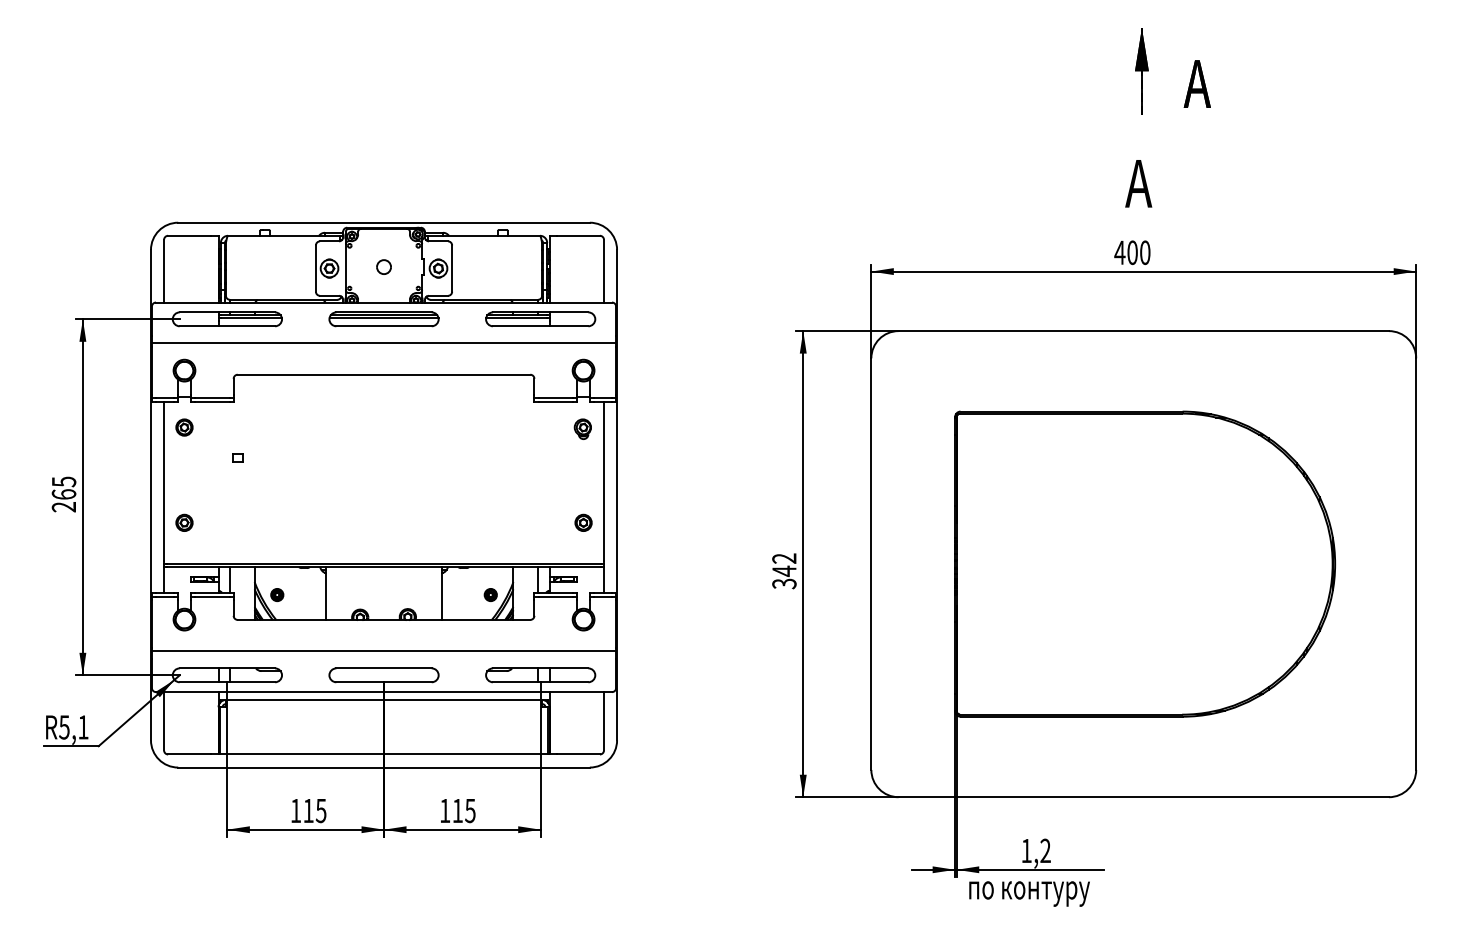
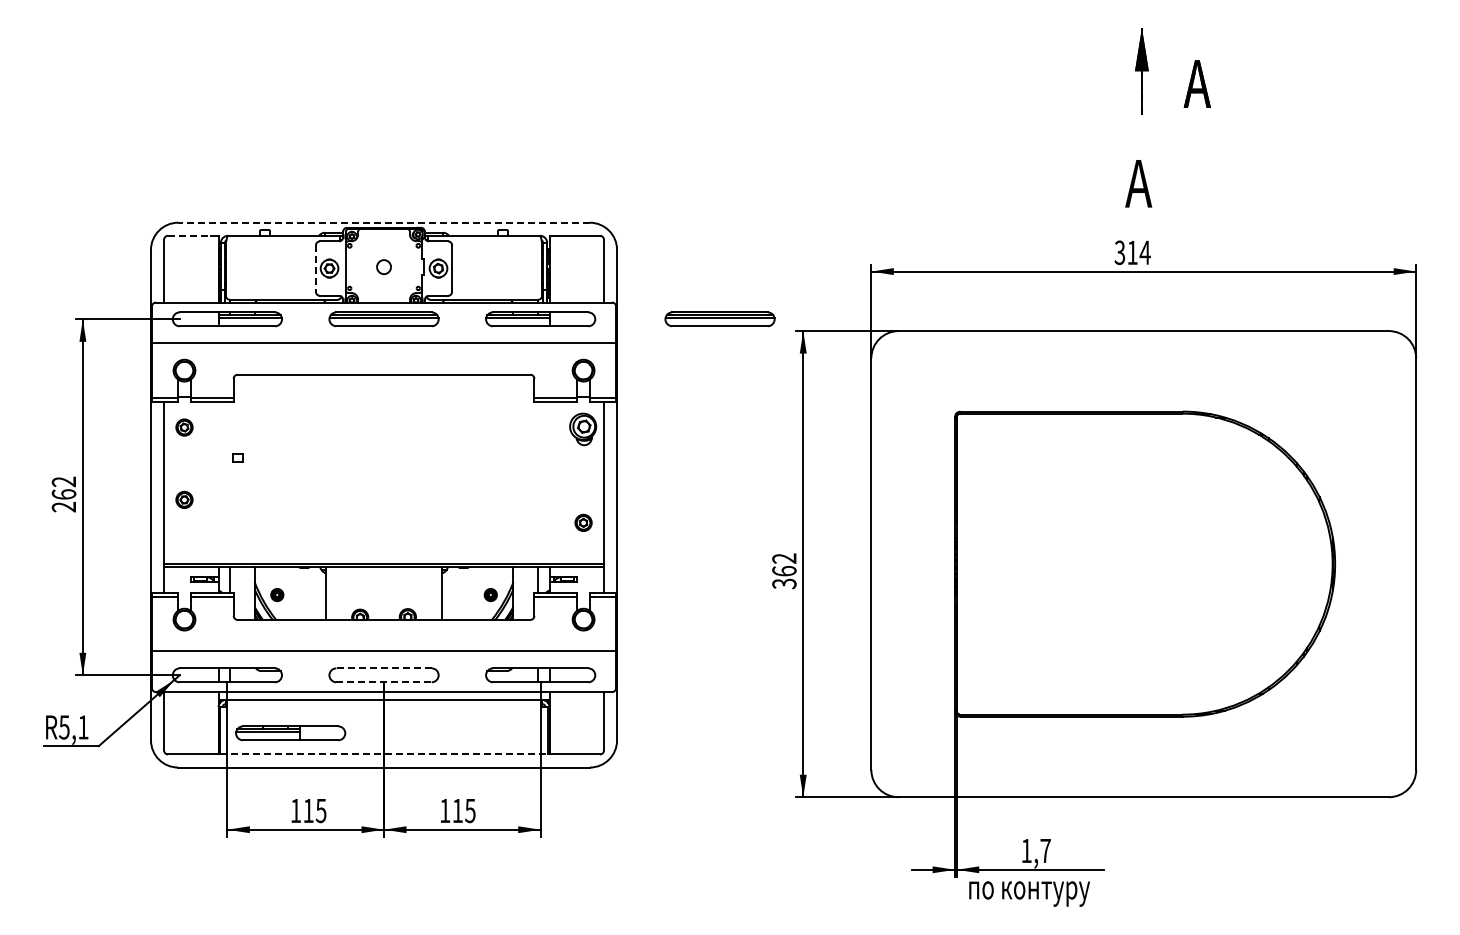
line: solid -> dashed (384, 222)
line: solid -> dashed (189, 235)
text: 400 -> 314 (1132, 252)
line: solid -> dashed (315, 269)
part: none -> present (719, 319)
part size: 19x22 px -> 29x35 px (583, 429)
text: 265 -> 262 (63, 481)
part position: (184, 522) -> (184, 499) (184, 499)
text: 342 -> 362 (784, 571)
line: solid -> dashed (384, 668)
line: solid -> dashed (384, 682)
part: none -> present (290, 733)
line: solid -> dashed (384, 754)
text: 1,2 -> 1,7 (1045, 850)
